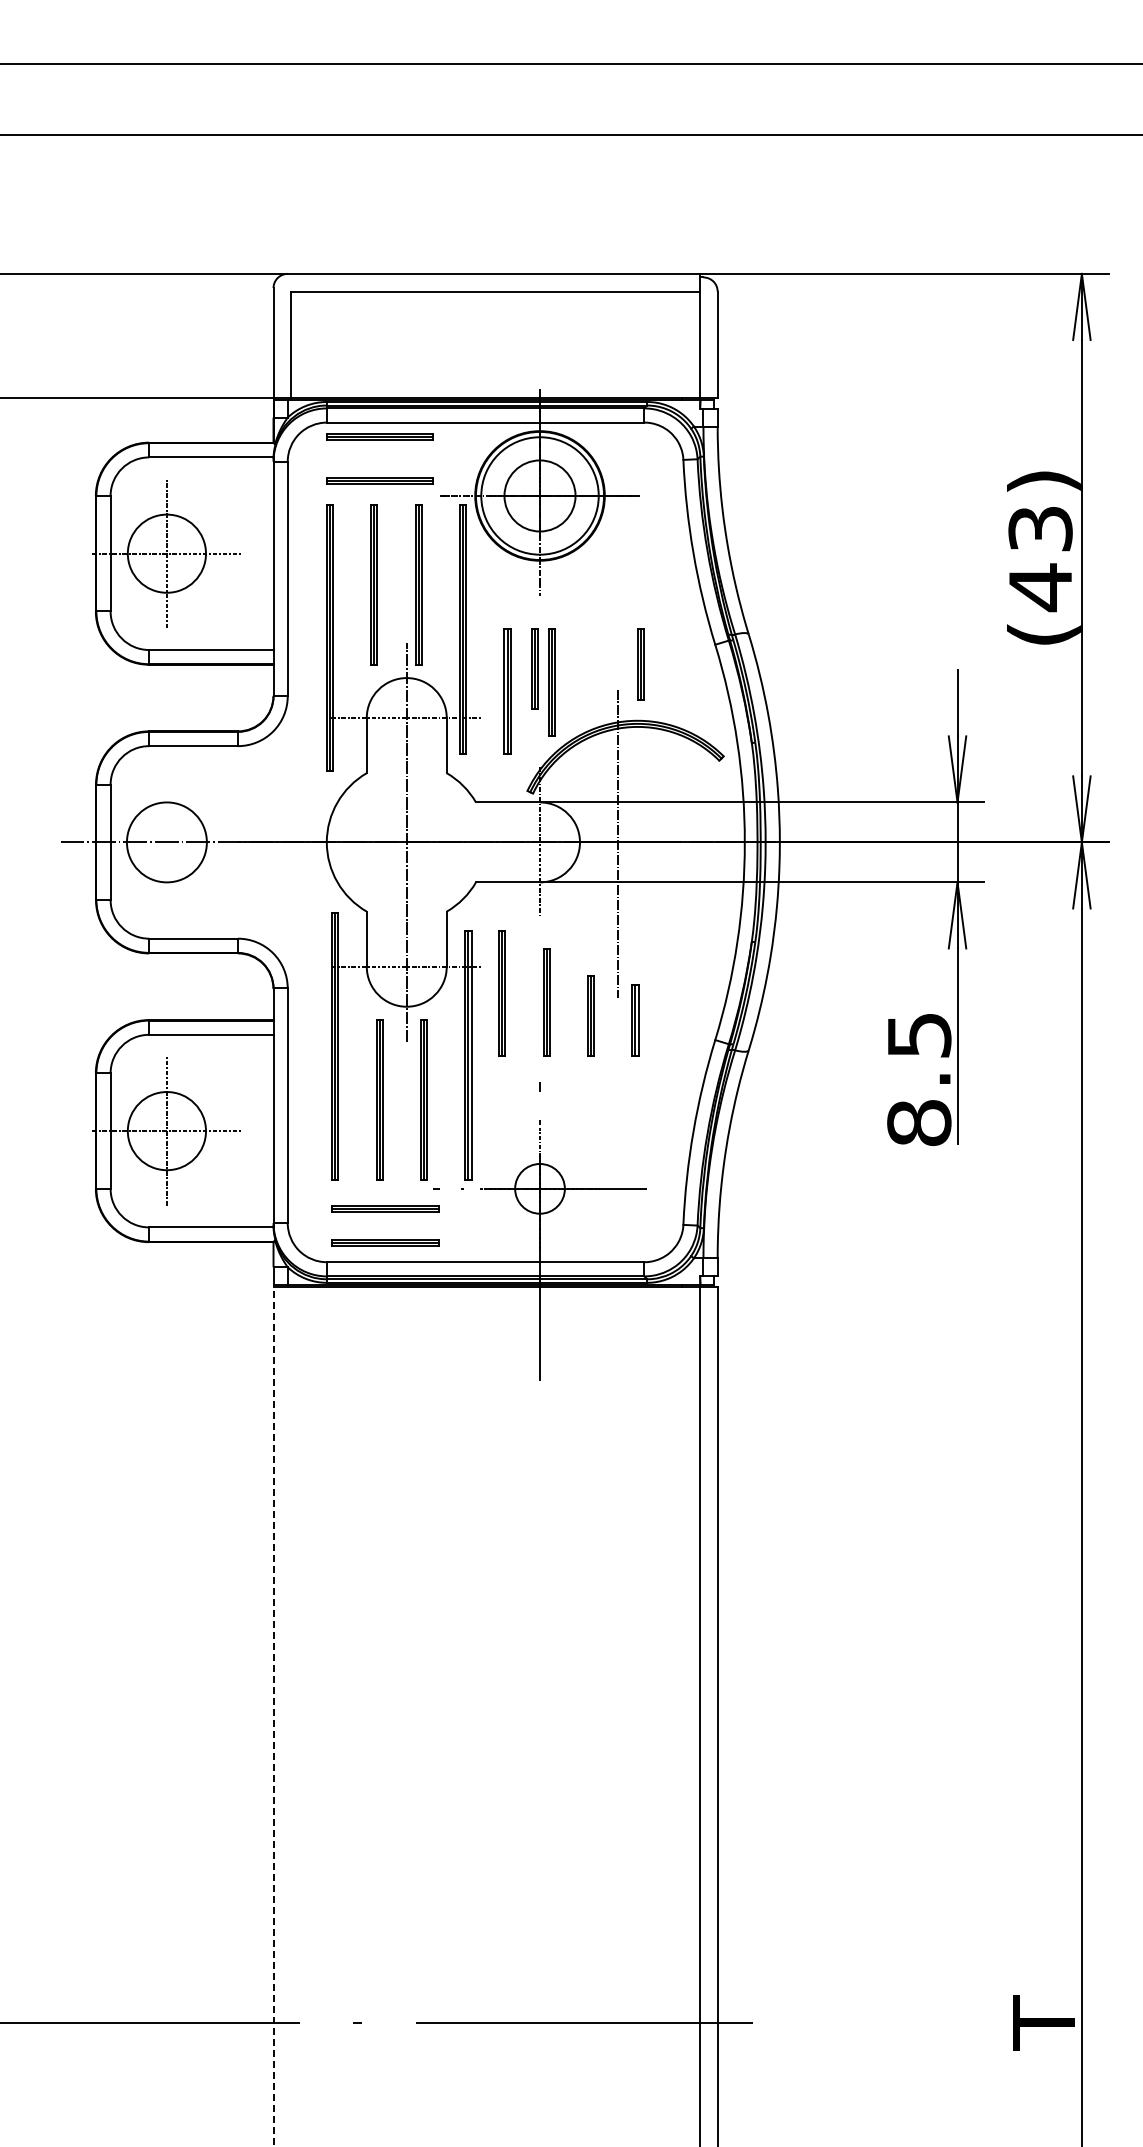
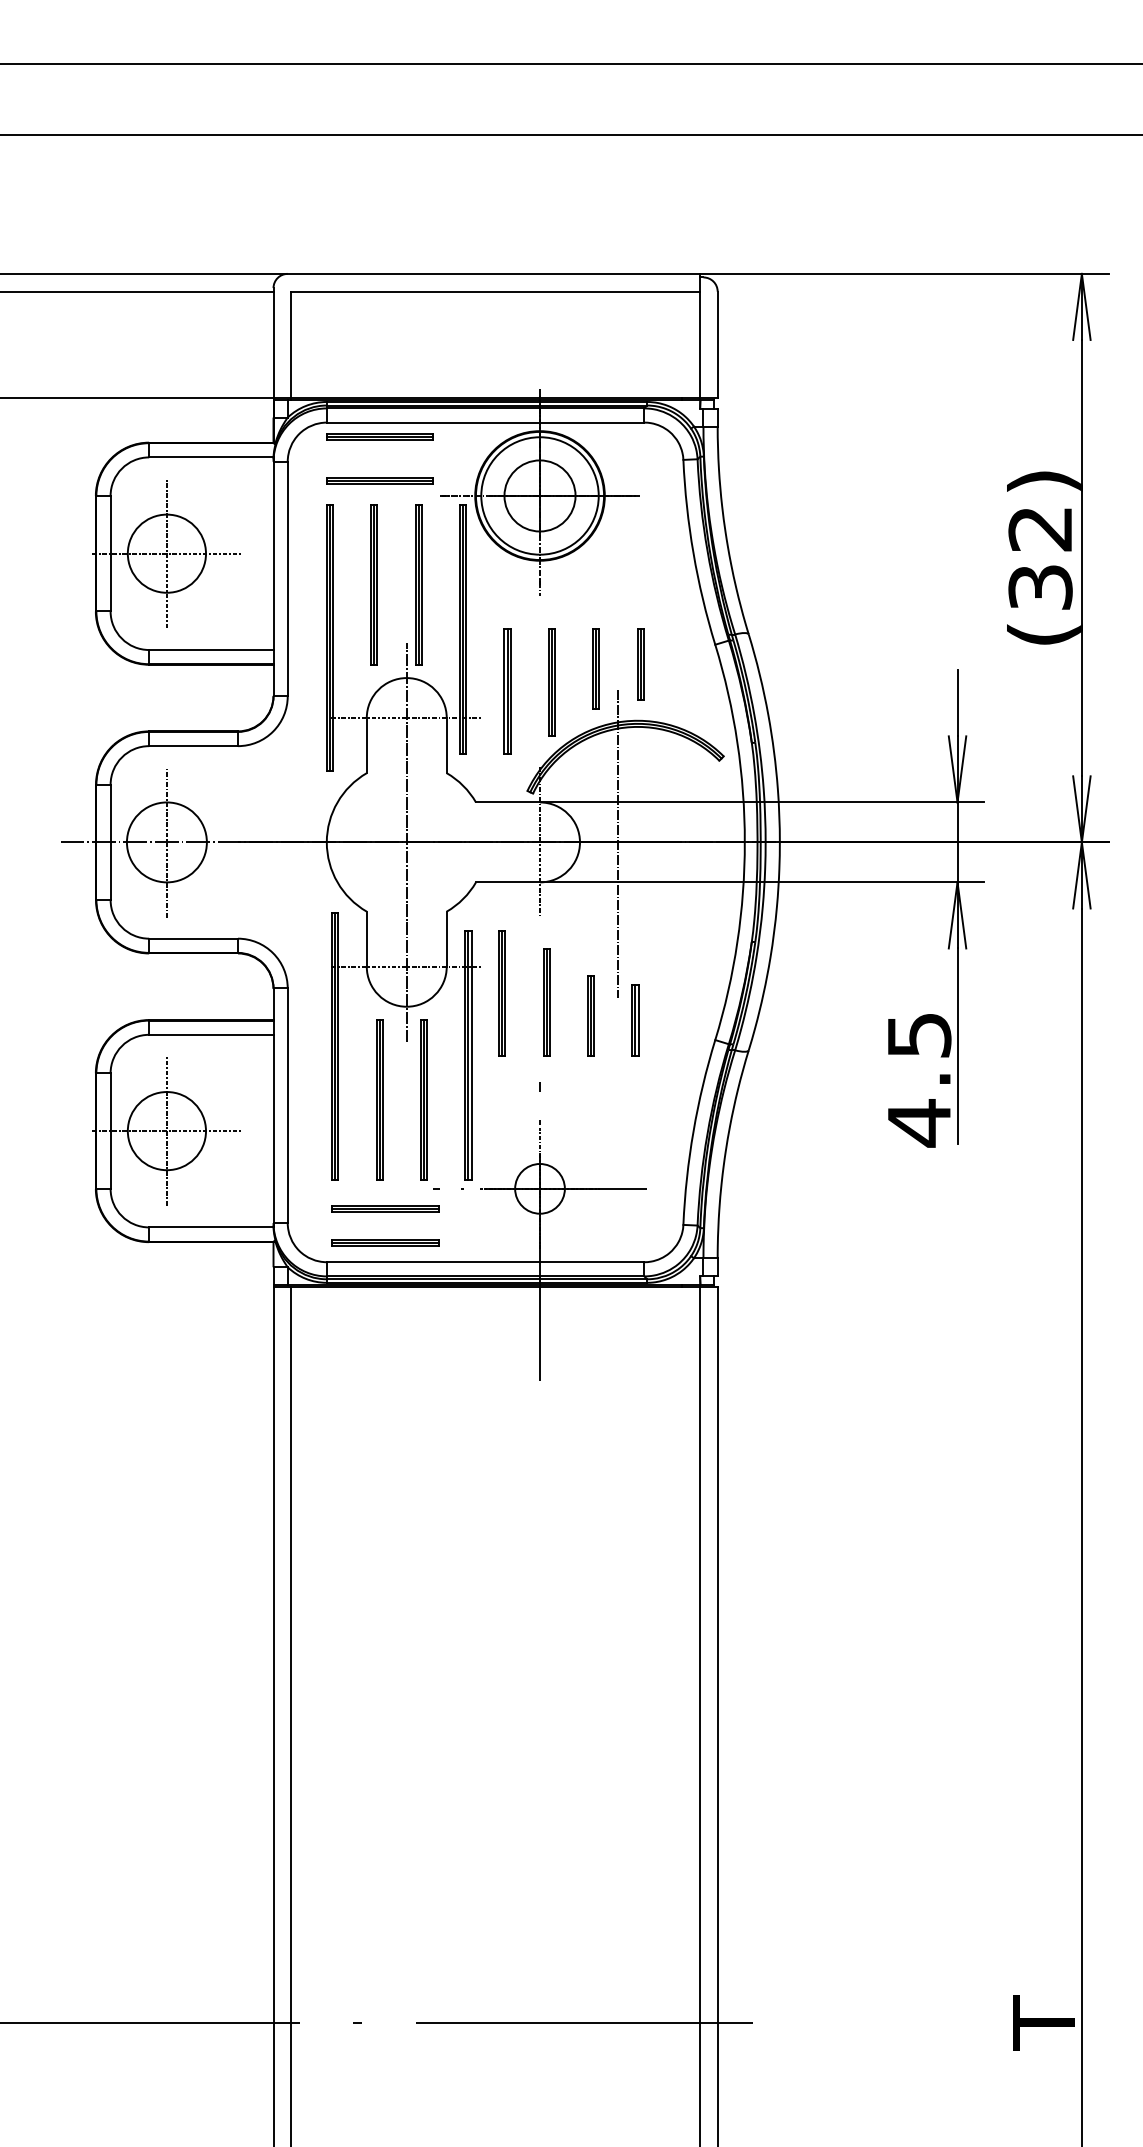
line: none -> present (137, 291)
text: (43) -> (32) (1040, 559)
part position: (534, 668) -> (595, 668) (595, 668)
line: none -> present (166, 841)
text: 8.5 -> 4.5 (919, 1123)
line: none -> present (291, 1714)
line: dashed -> solid (273, 1716)
